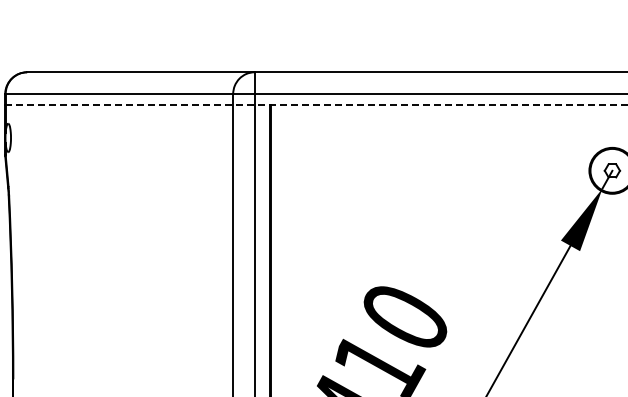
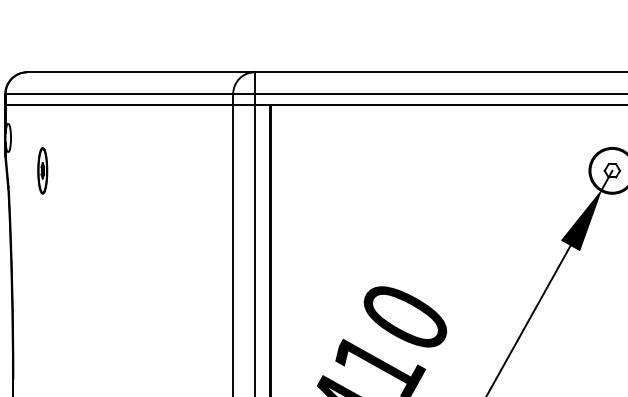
line: dashed -> solid (317, 105)
part: none -> present (42, 170)
